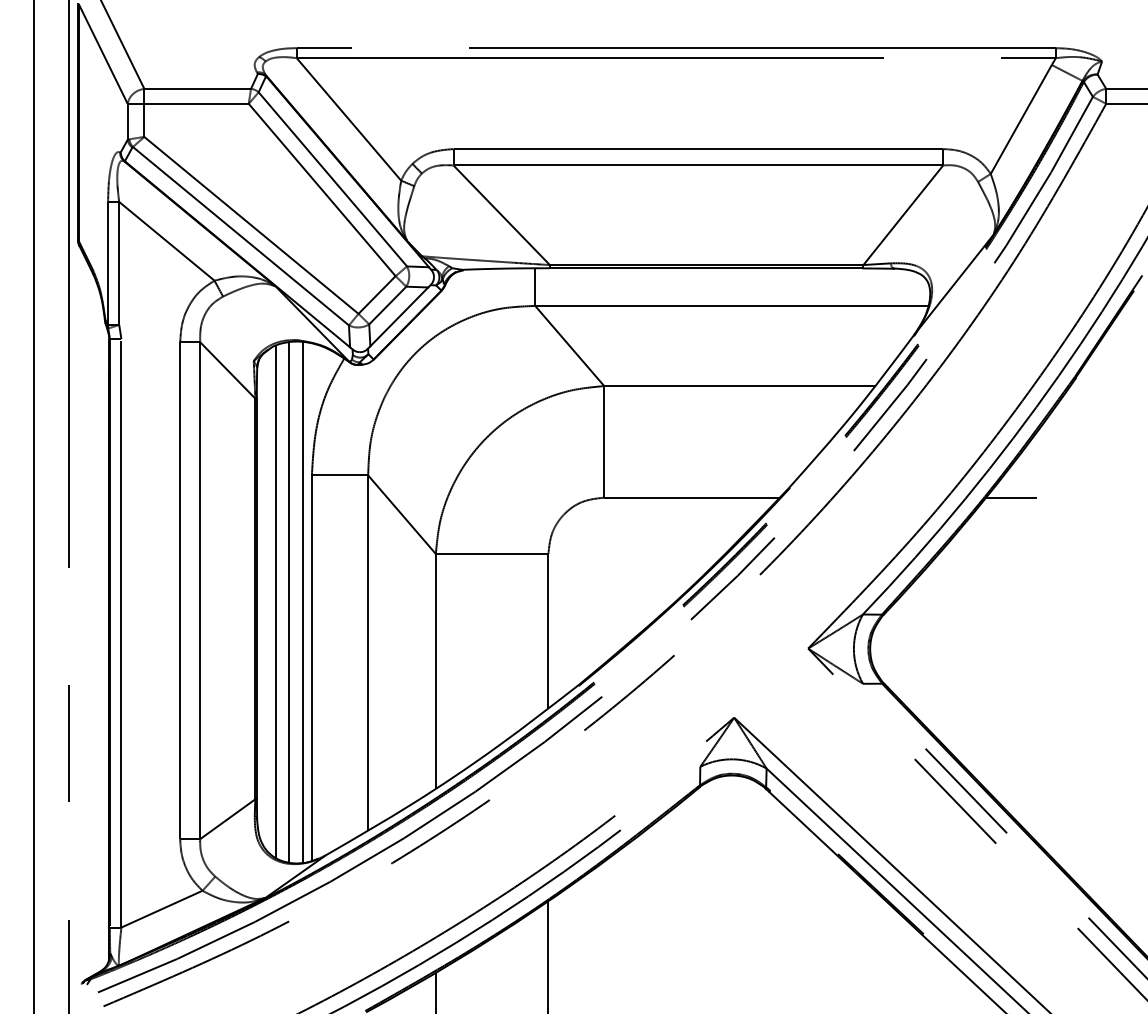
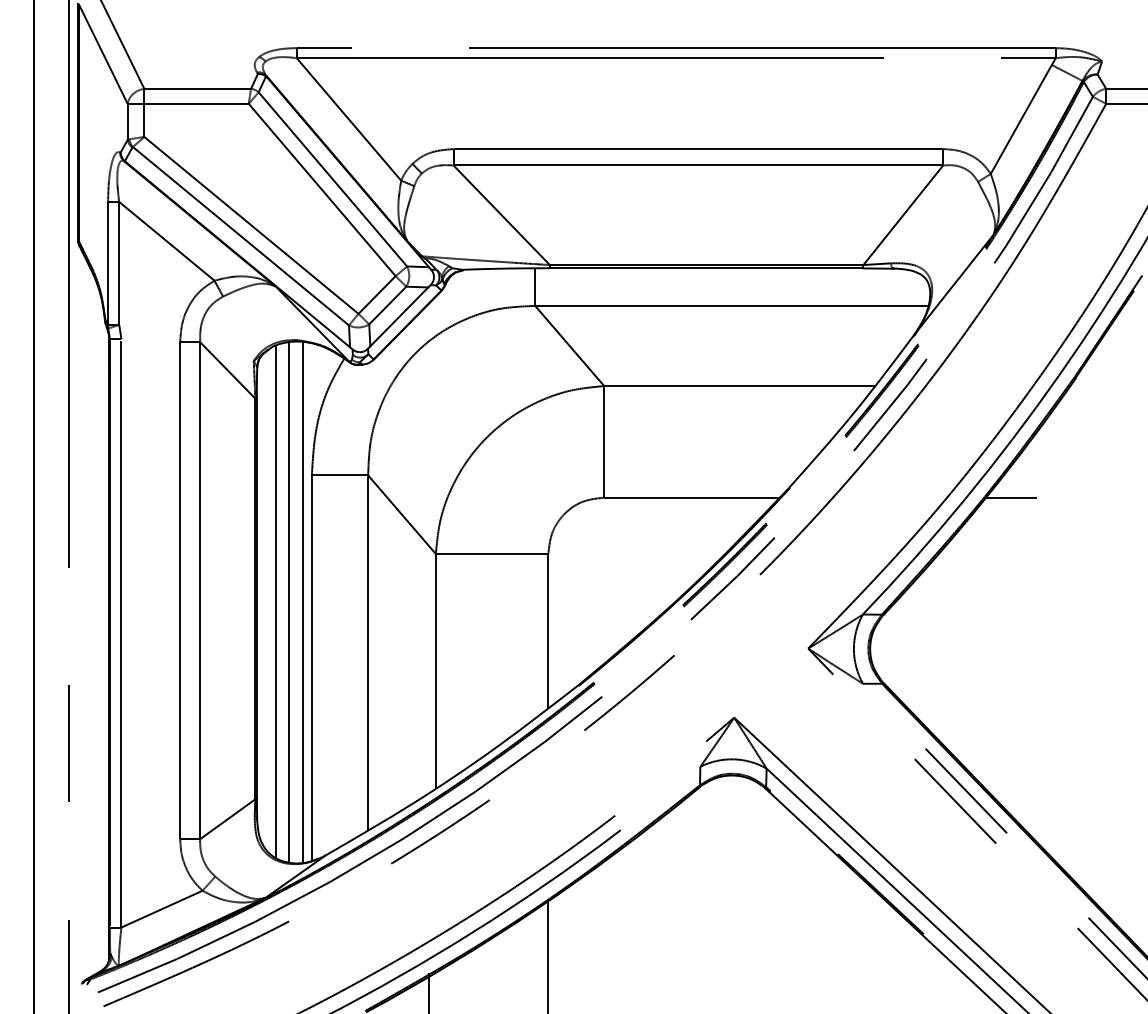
line position: (435, 991) -> (428, 991) (428, 991)
